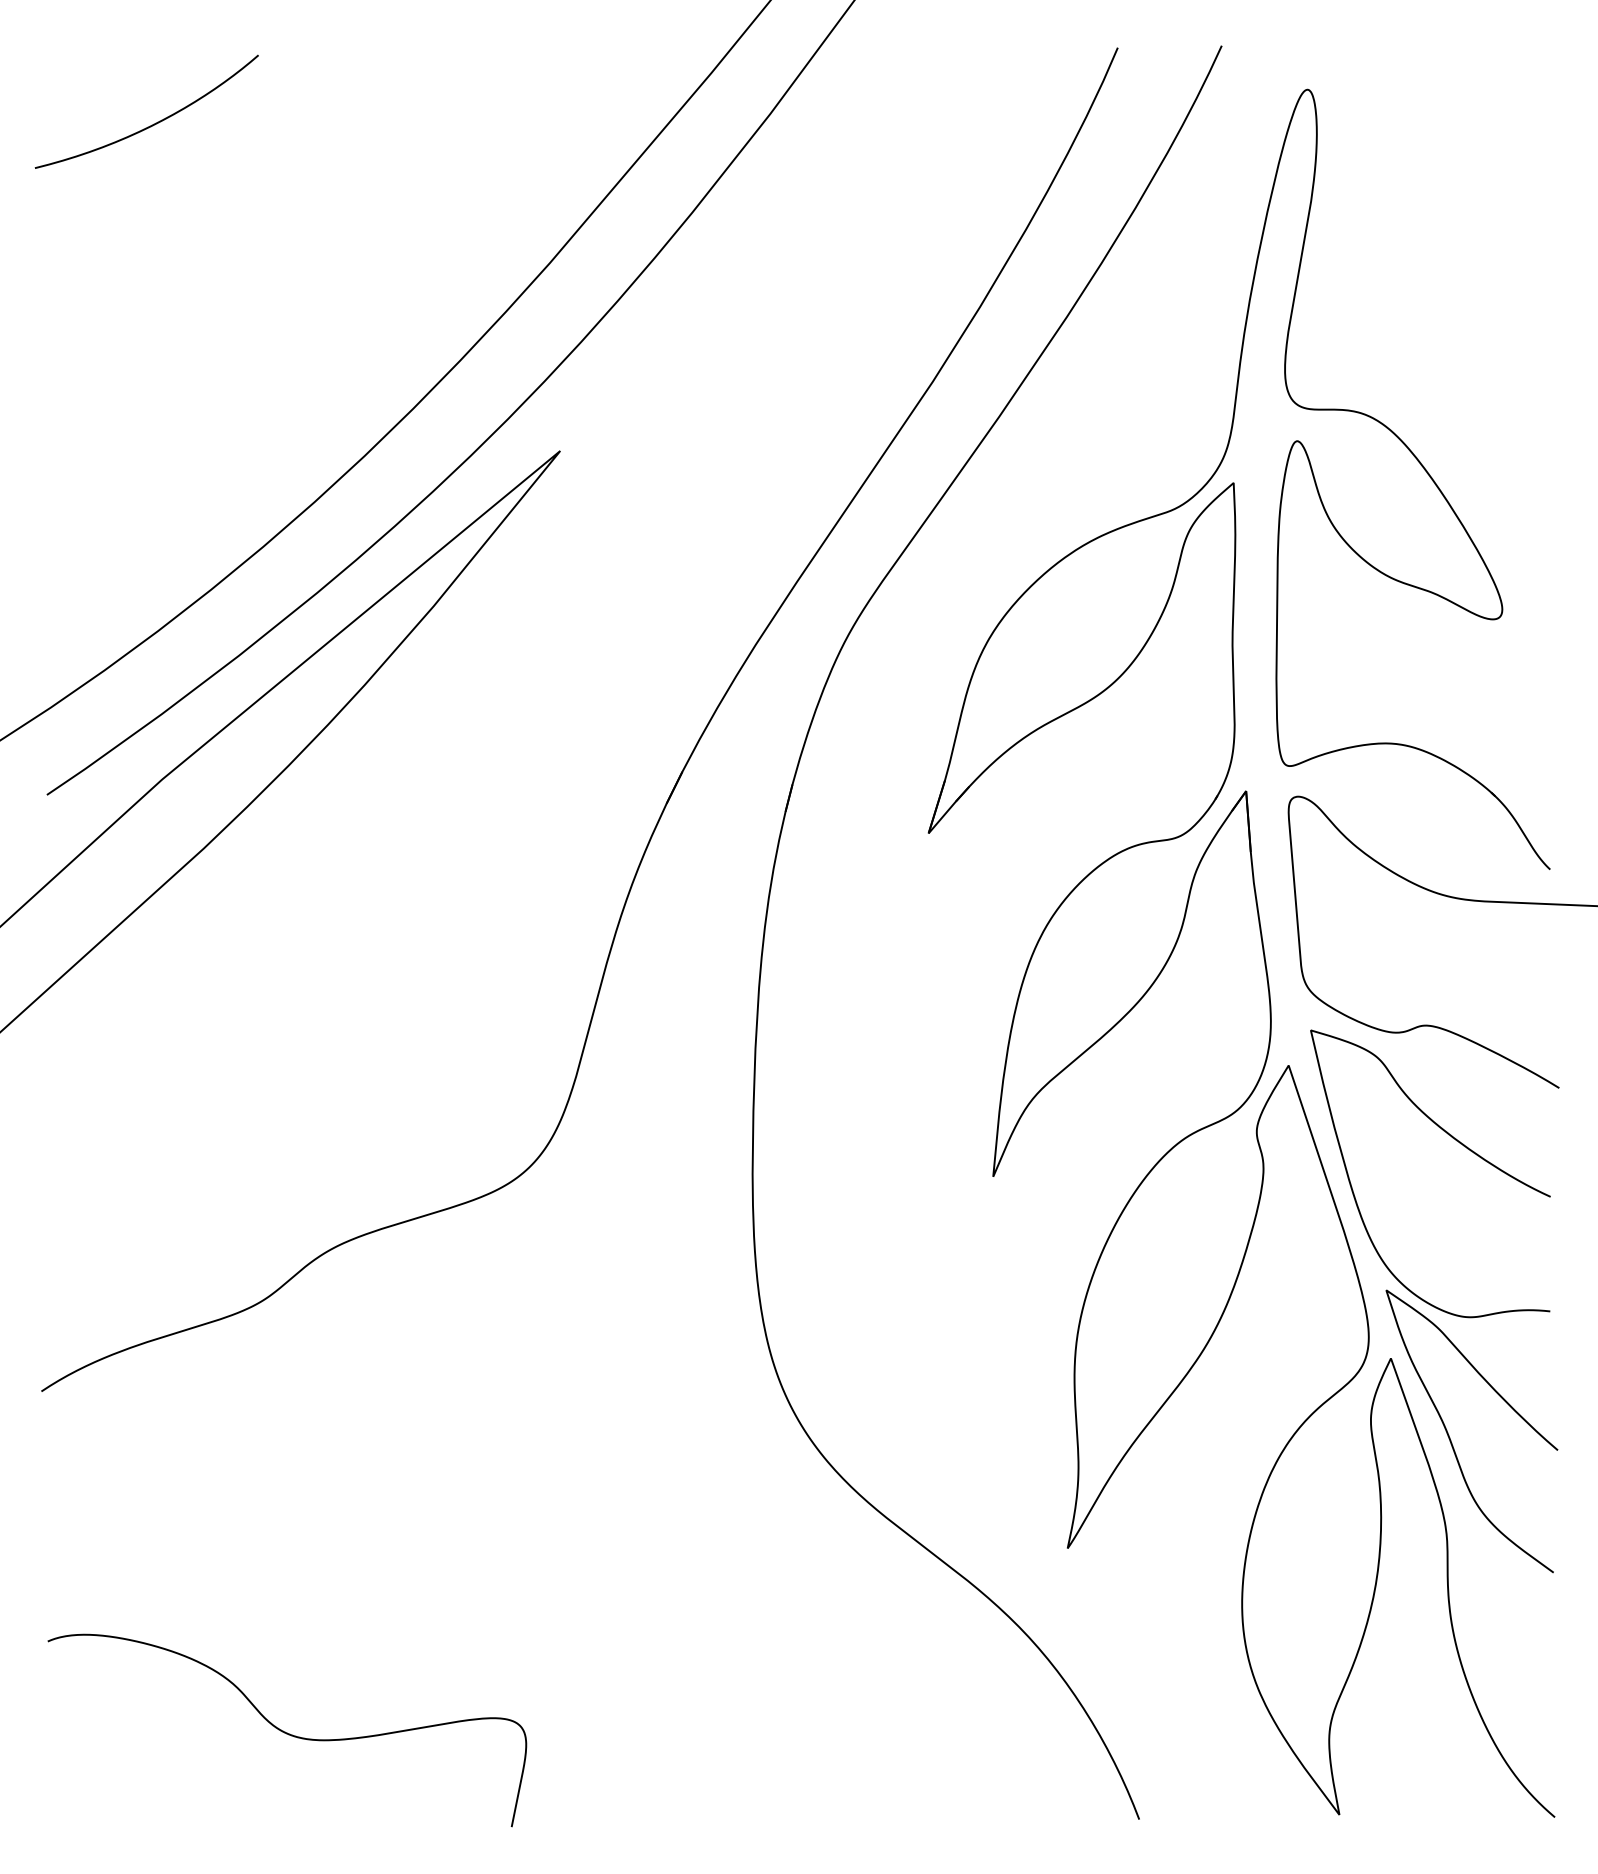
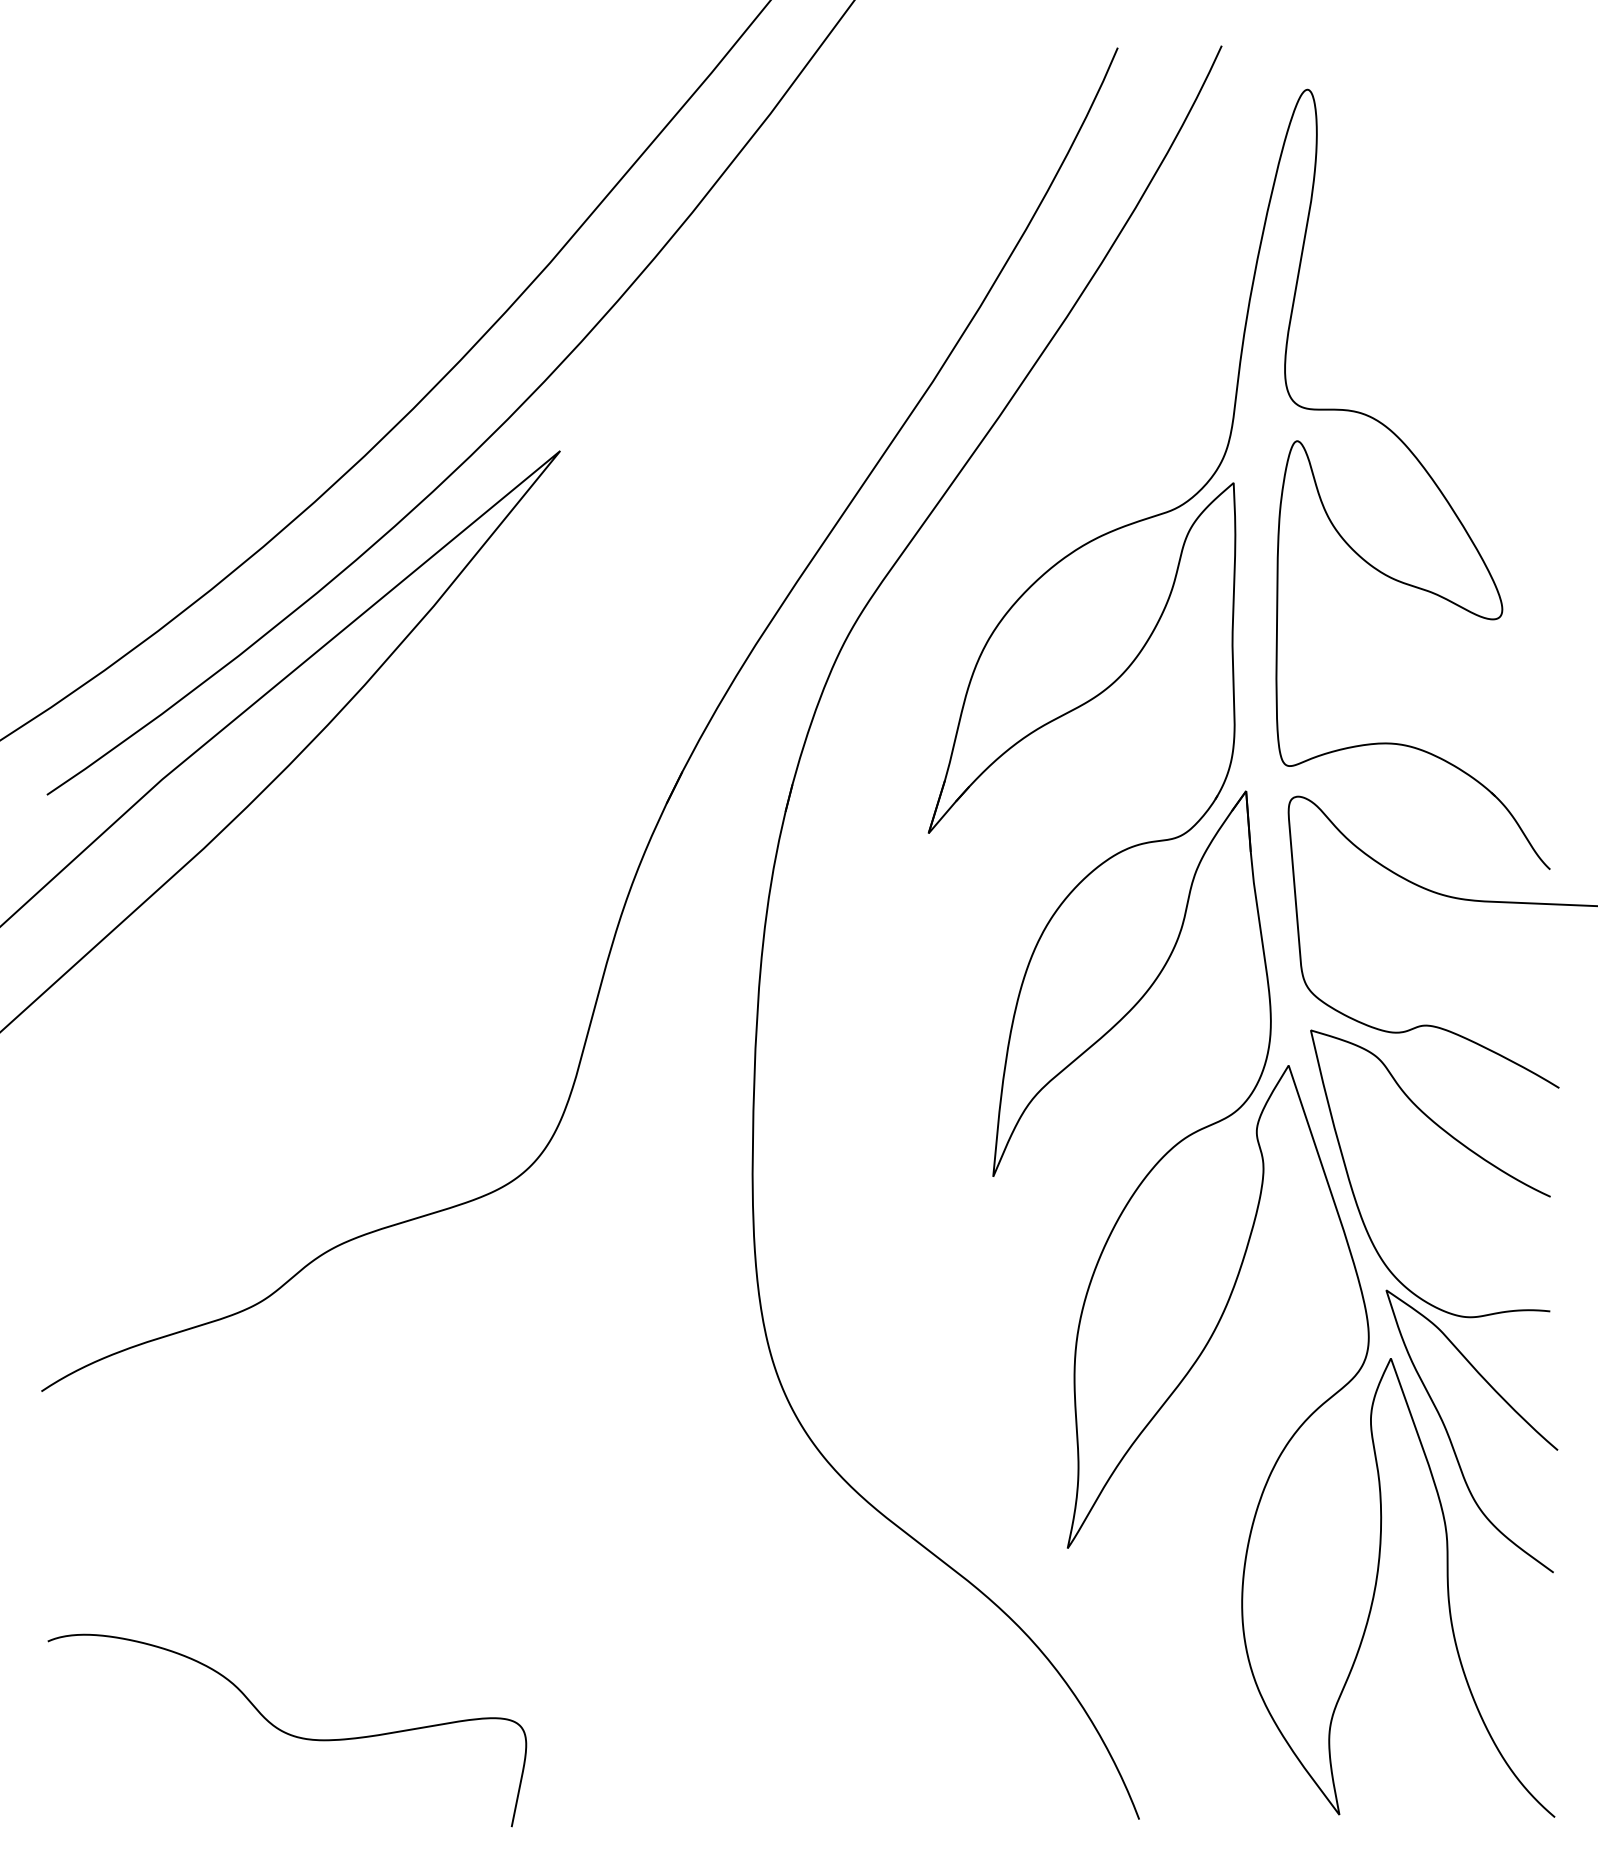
curve: present -> none (155, 122)
